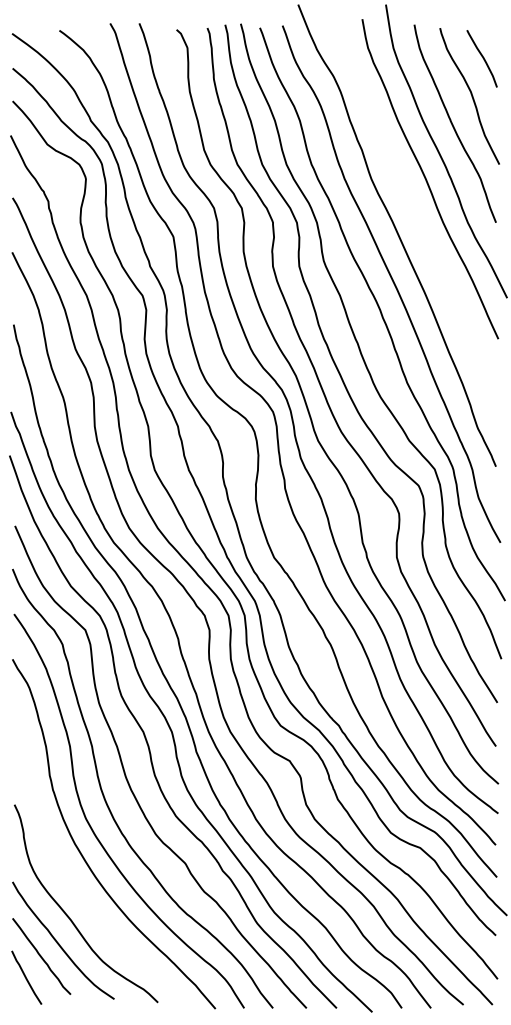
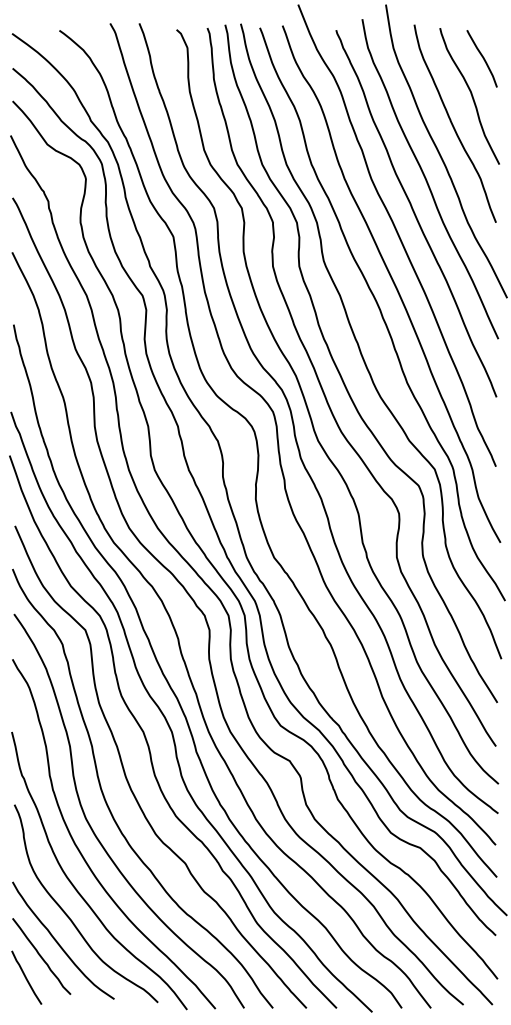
curve: none -> present (415, 213)
curve: none -> present (77, 889)
